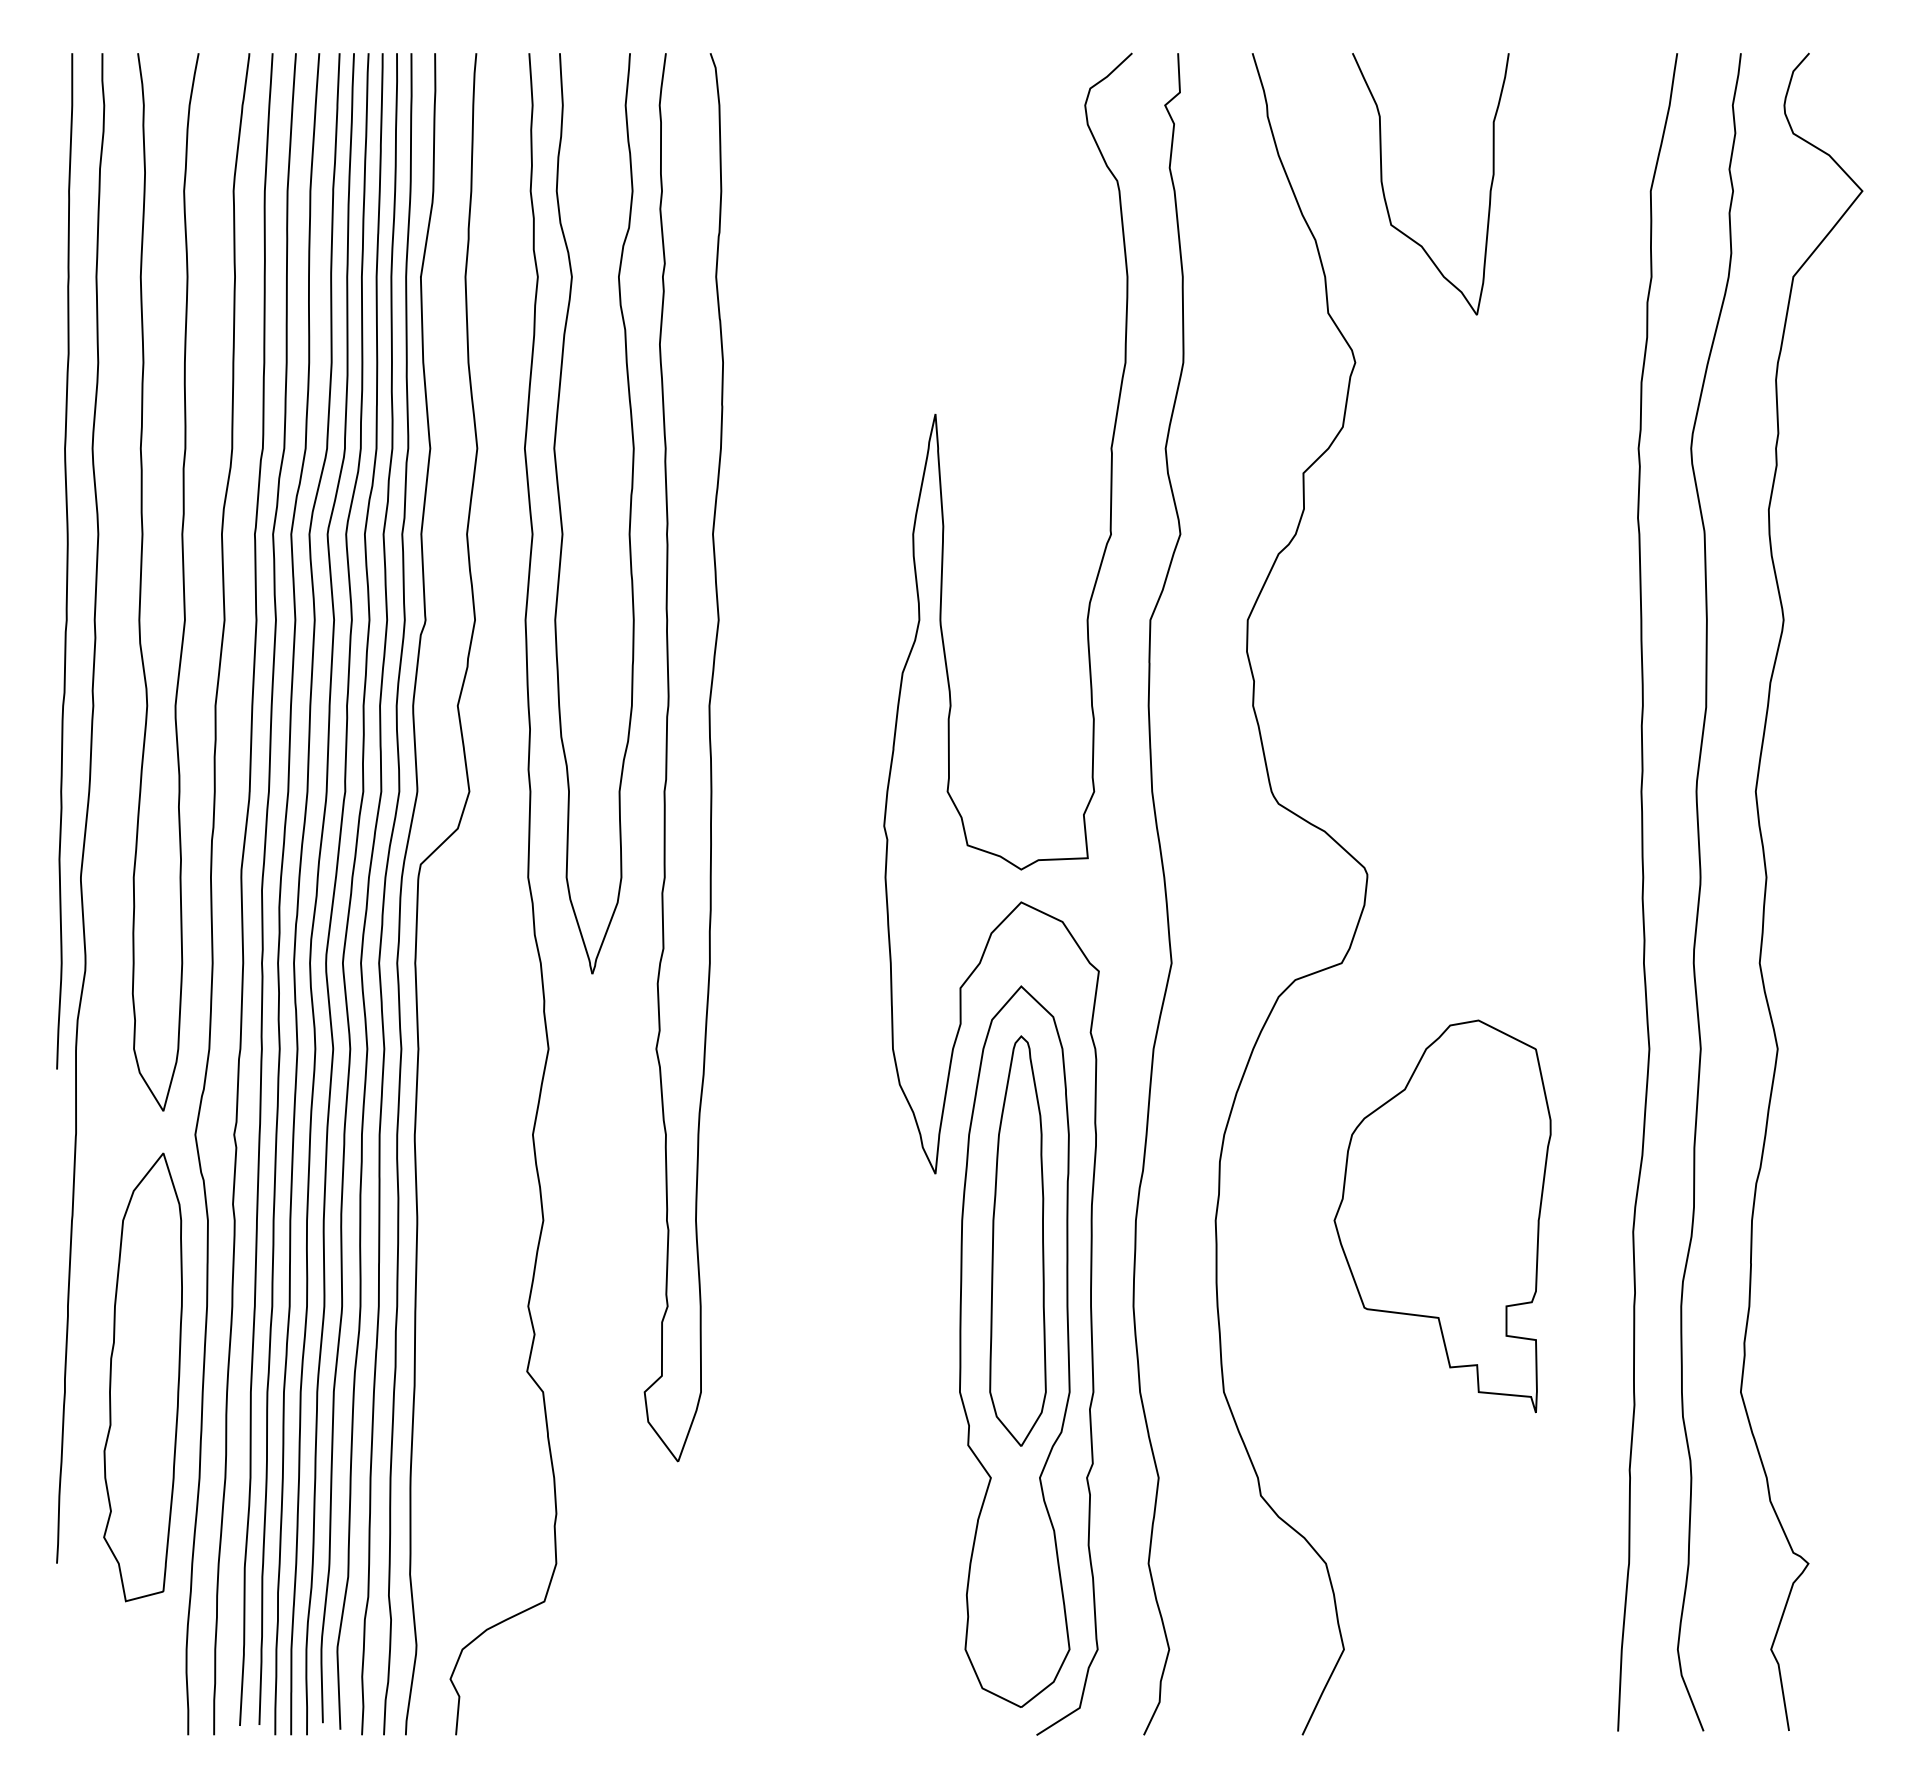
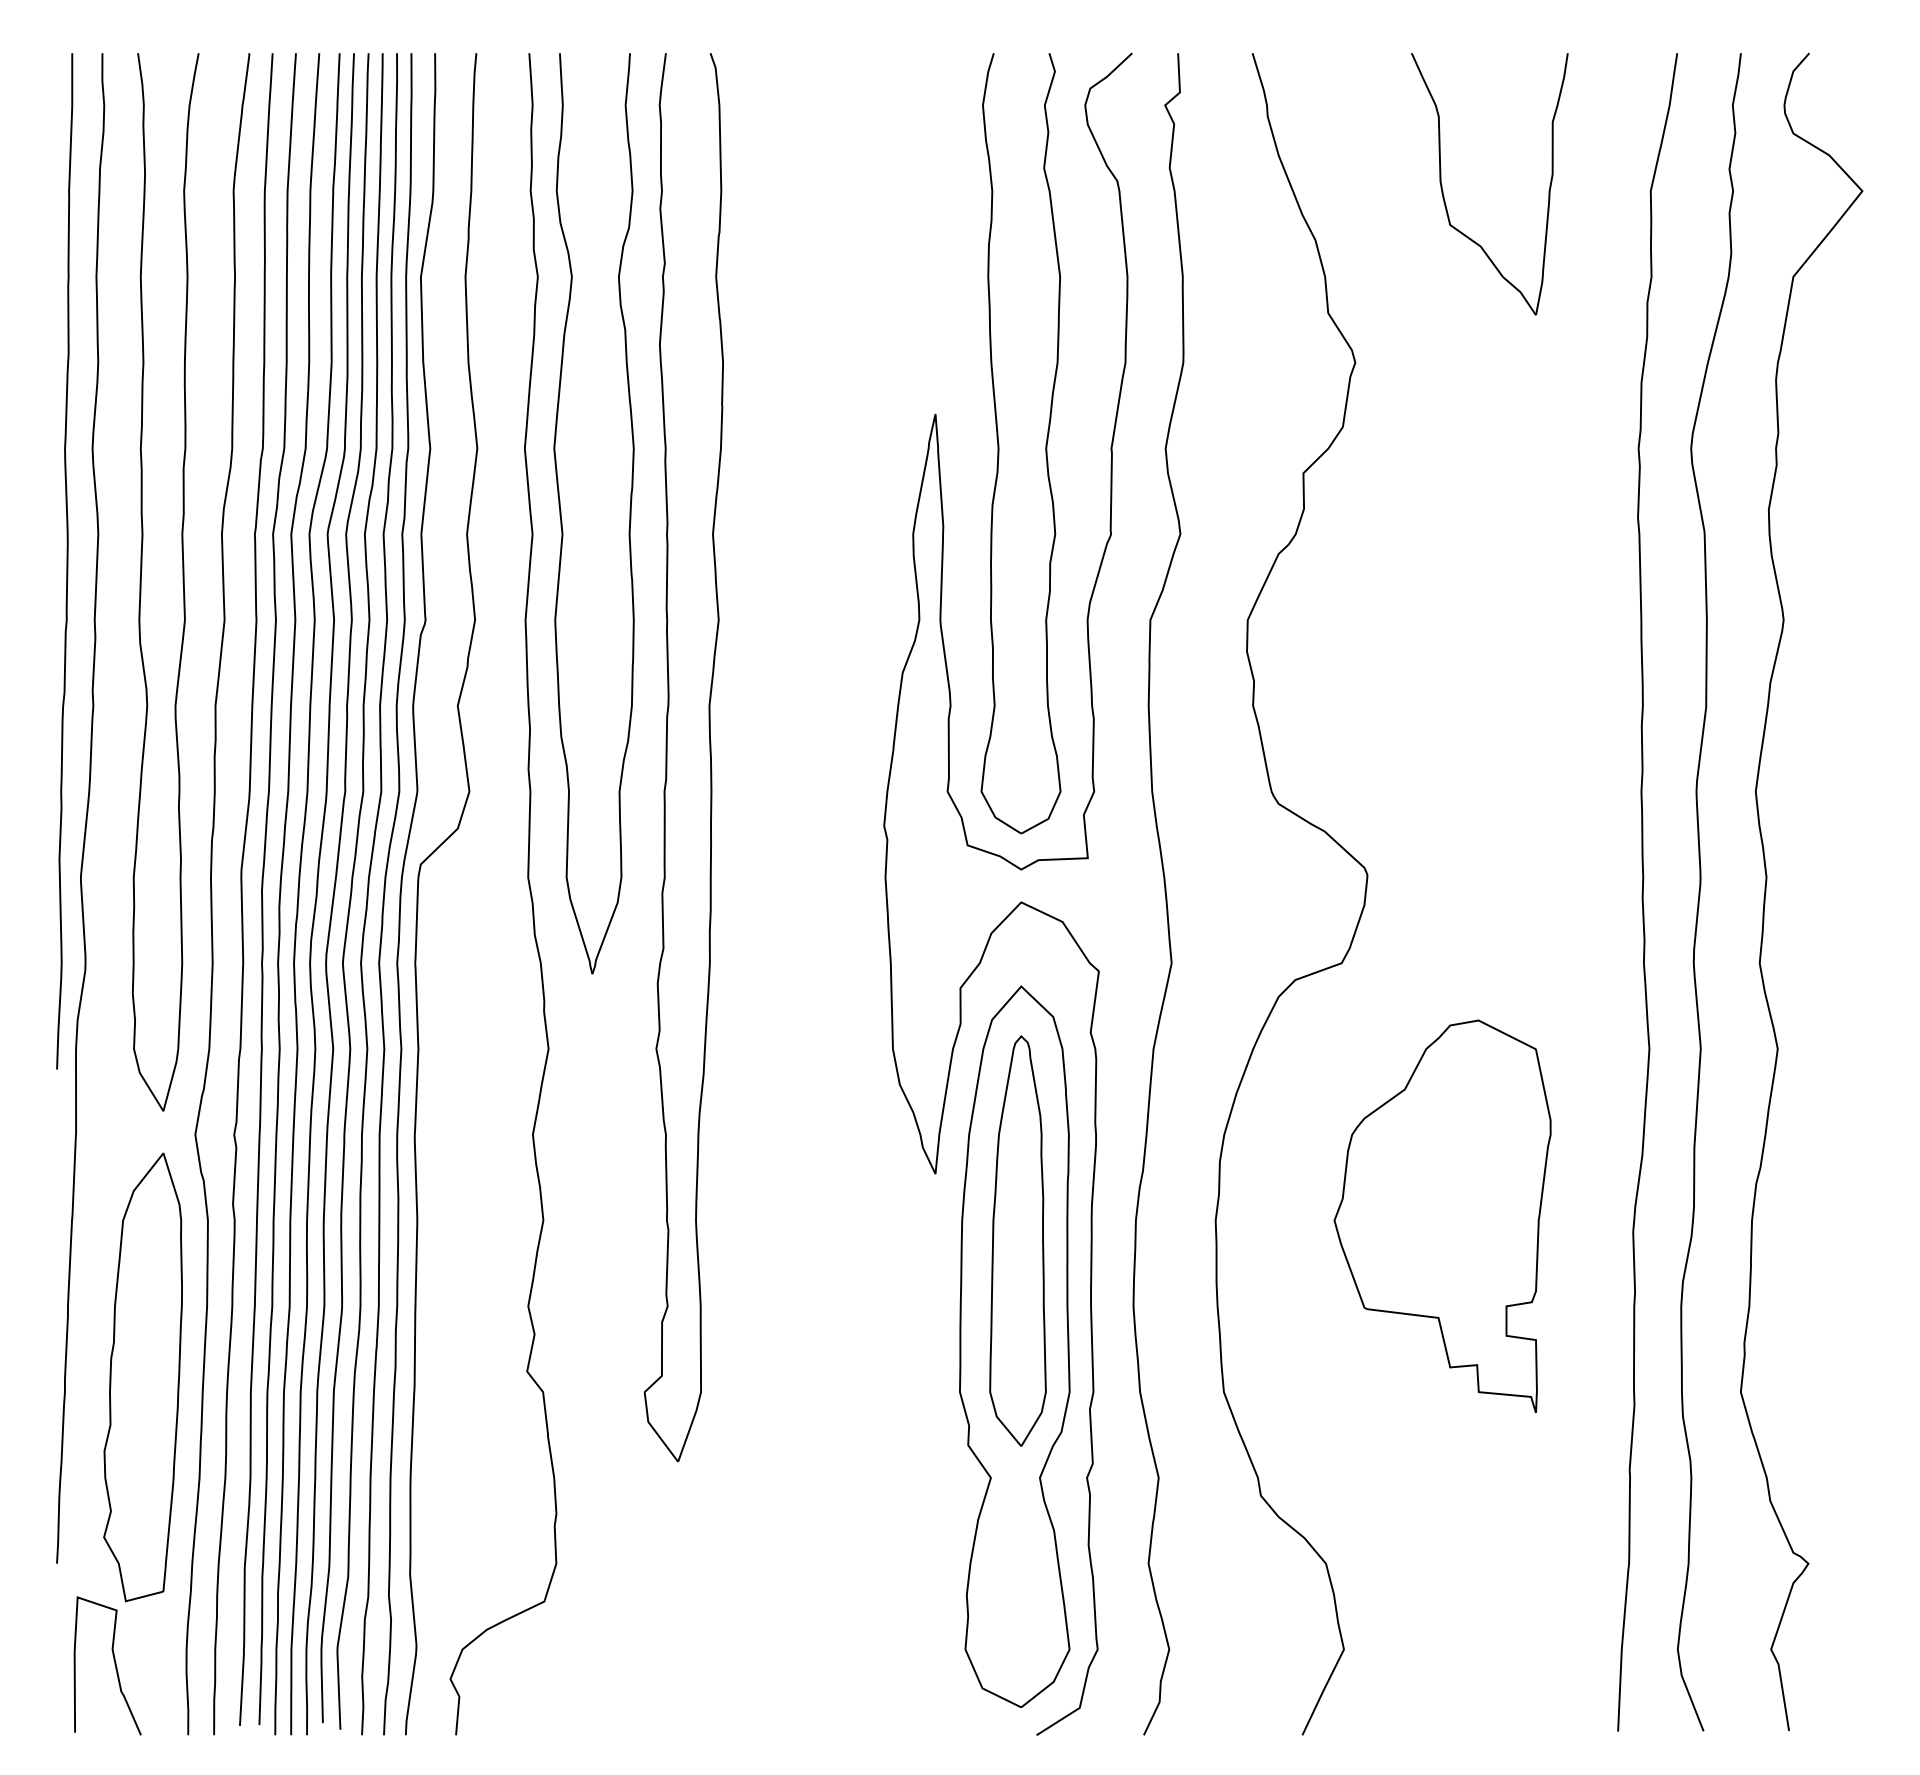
part position: (1384, 191) -> (1443, 191) (1443, 191)
part: none -> present (999, 443)
curve: none -> present (114, 1664)
